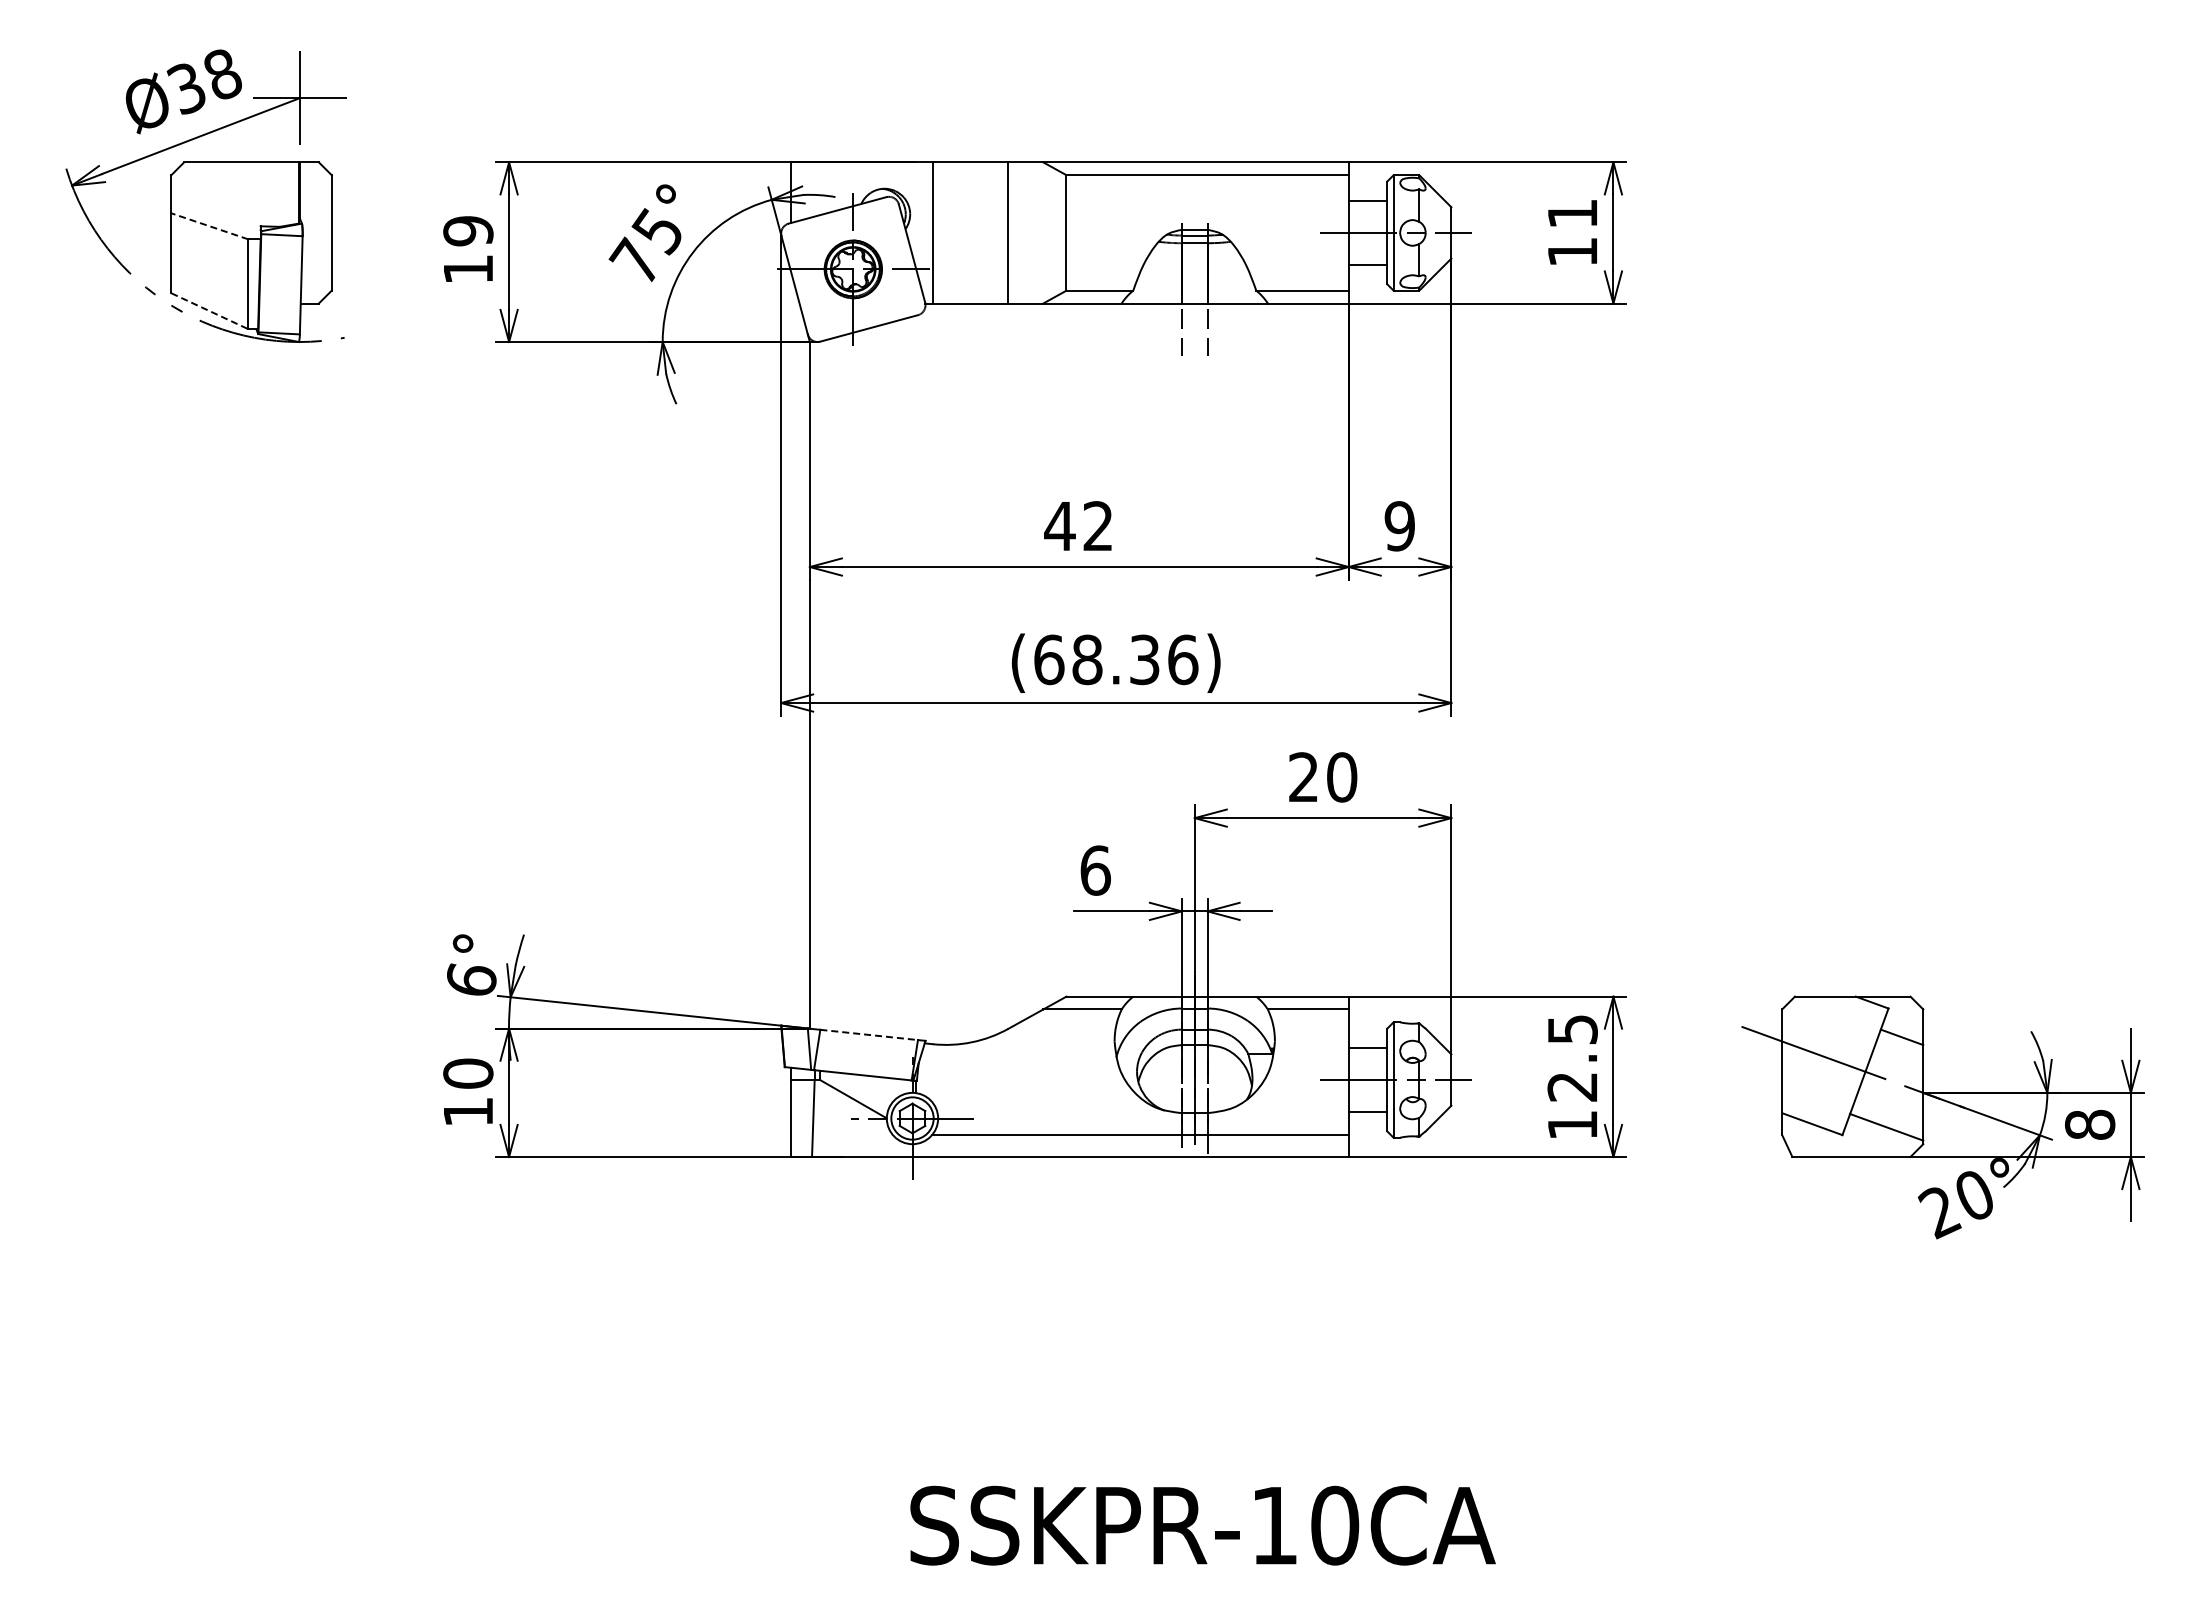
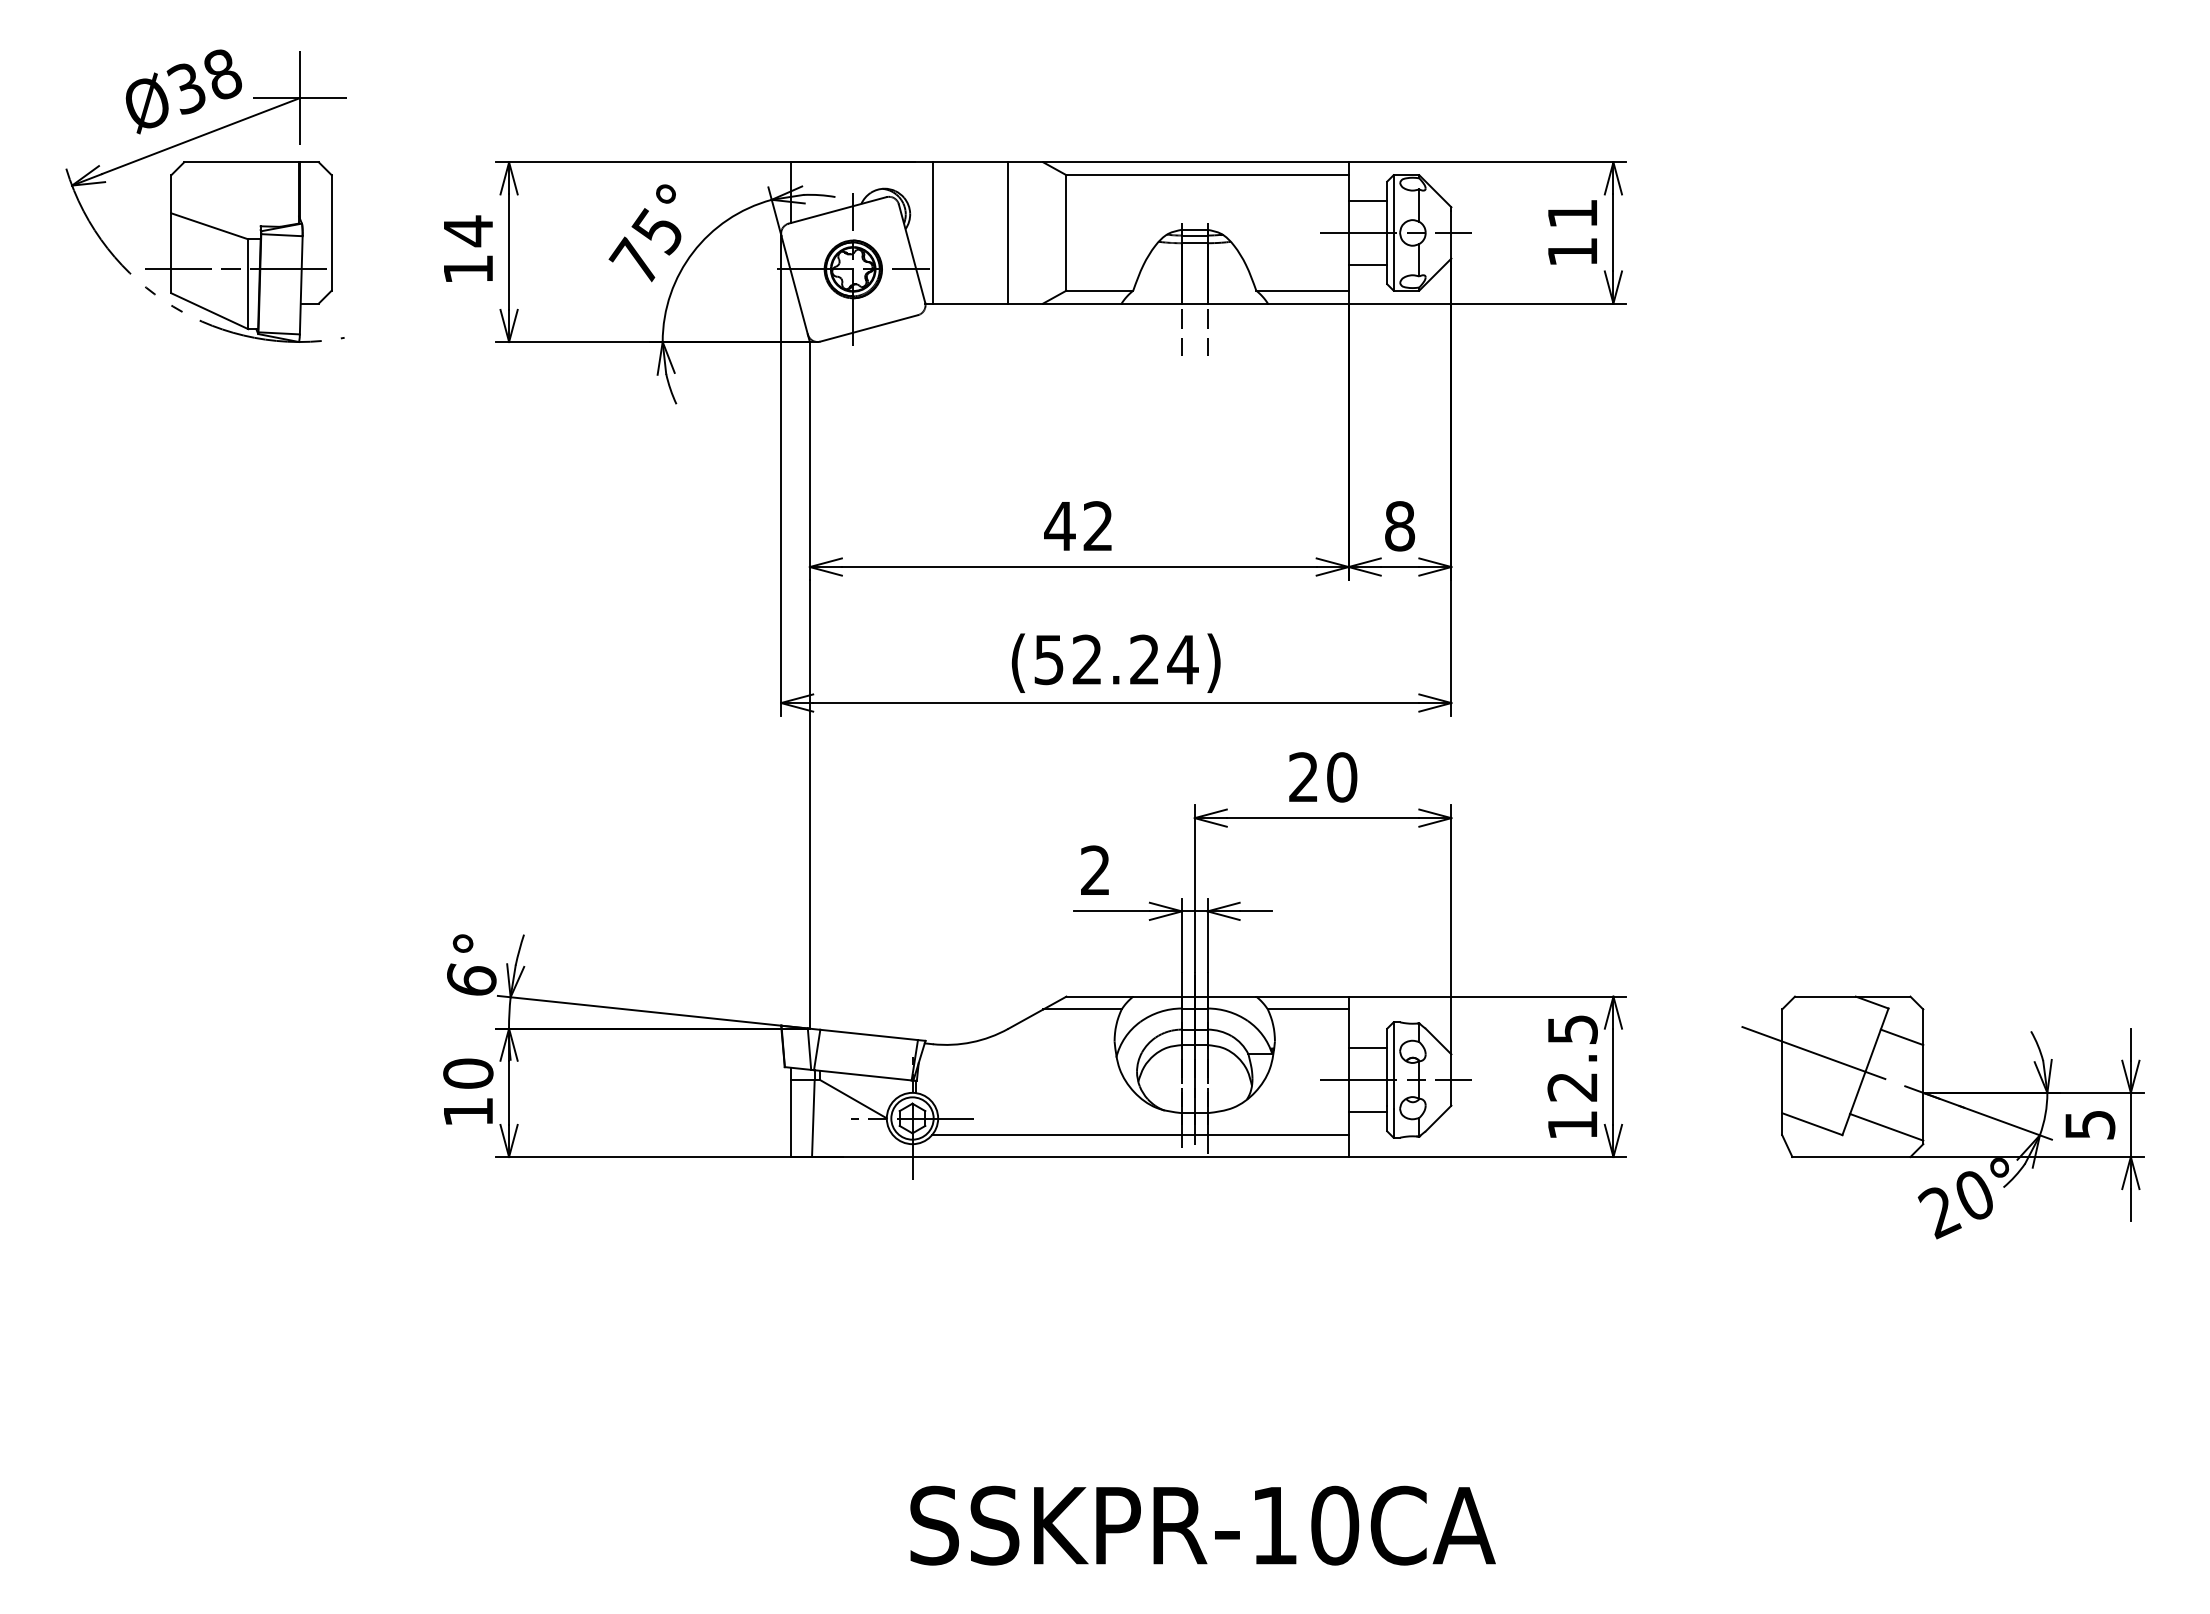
line: dashed -> solid (209, 226)
text: 19 -> 14 (468, 231)
line: none -> present (236, 269)
line: dashed -> solid (210, 311)
text: 9 -> 8 (1399, 526)
text: (68.36) -> (52.24) (1116, 659)
text: 6 -> 2 (1095, 870)
line: dashed -> solid (869, 1034)
text: 8 -> 5 (2090, 1124)
